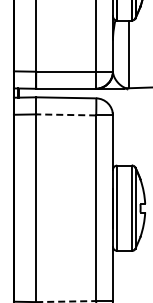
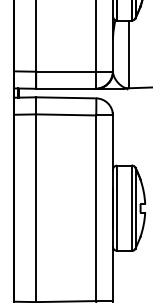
line: dashed -> solid (65, 114)
line: dashed -> solid (66, 301)
